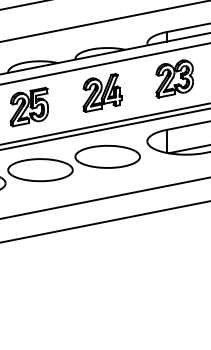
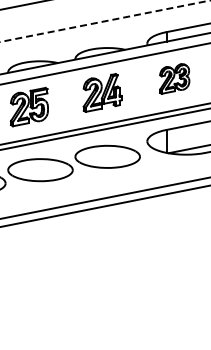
line: solid -> dashed (105, 21)
part size: 39x40 px -> 32x32 px (174, 78)
line position: (104, 221) -> (104, 206) (104, 206)
